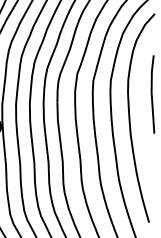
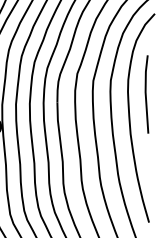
line position: (152, 94) -> (146, 94) (146, 94)
